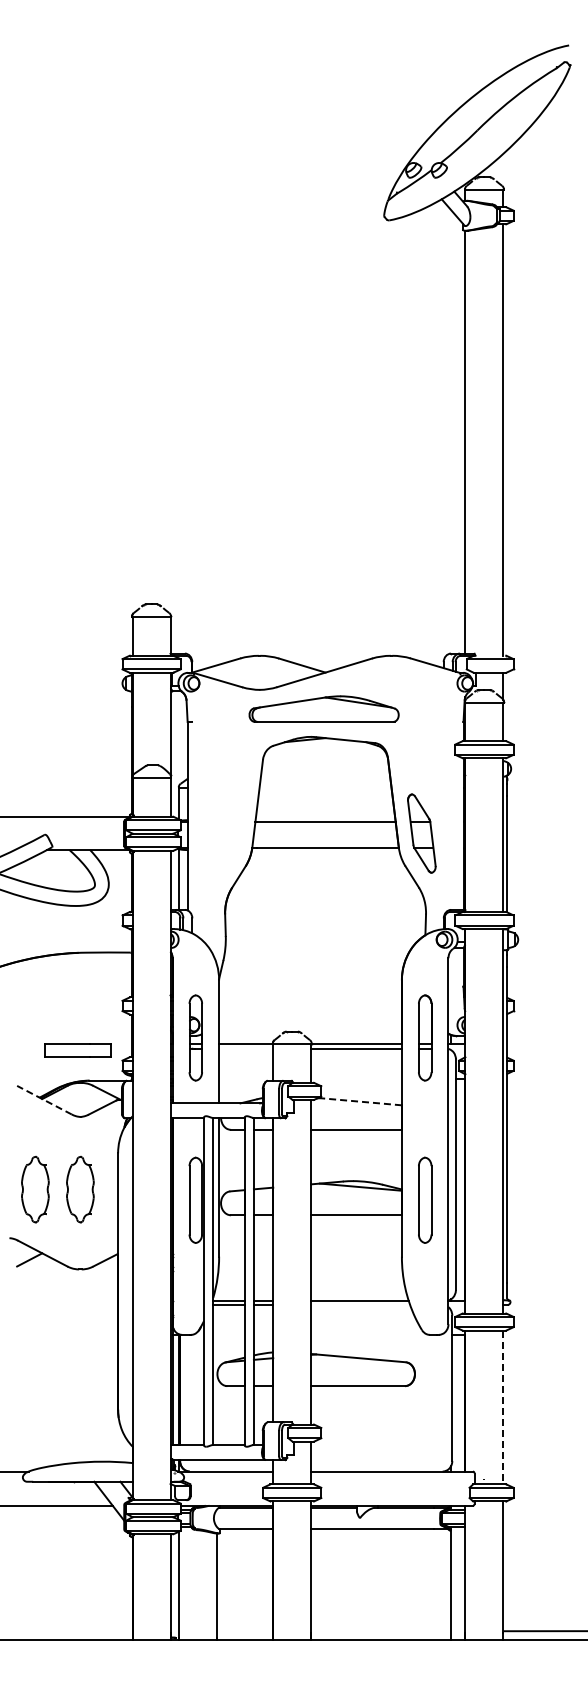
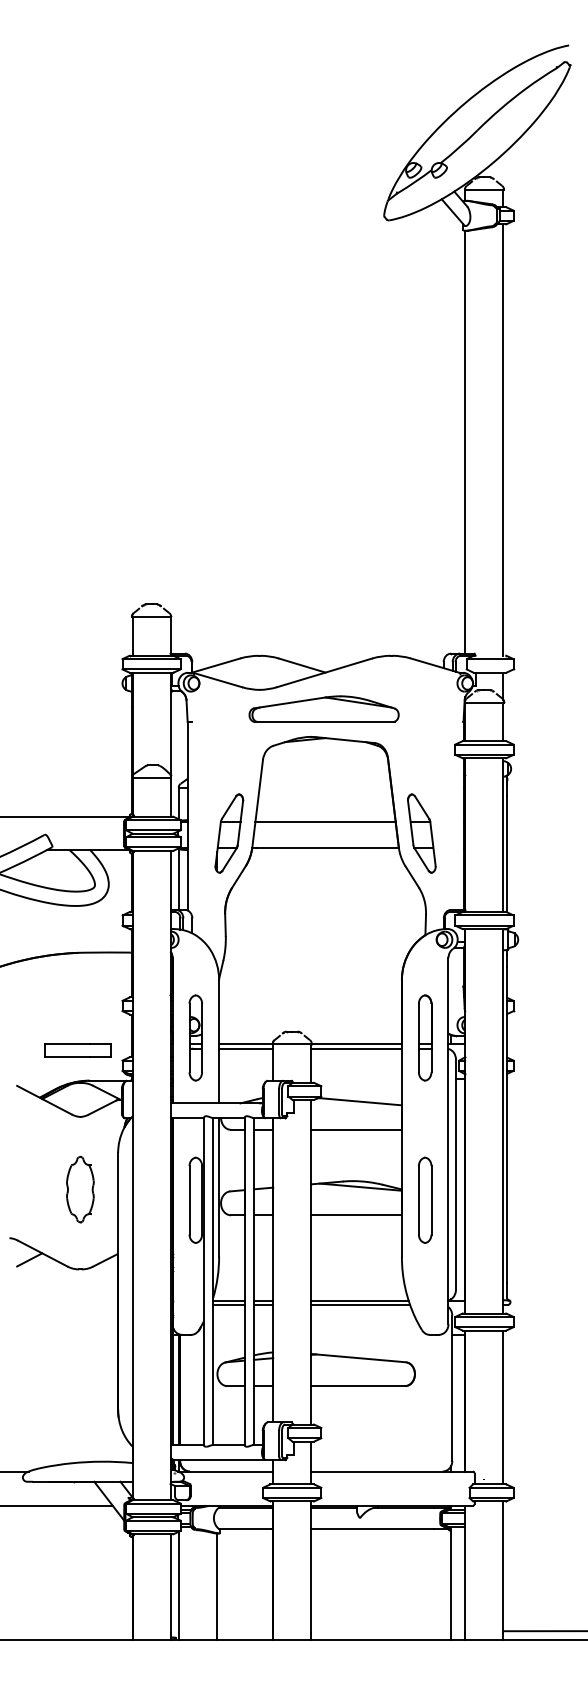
part: none -> present (229, 833)
line: none -> present (246, 1048)
line: dashed -> solid (44, 1100)
line: dashed -> solid (360, 1101)
part: present -> none (35, 1189)
line: none -> present (360, 1304)
line: dashed -> solid (503, 1407)
